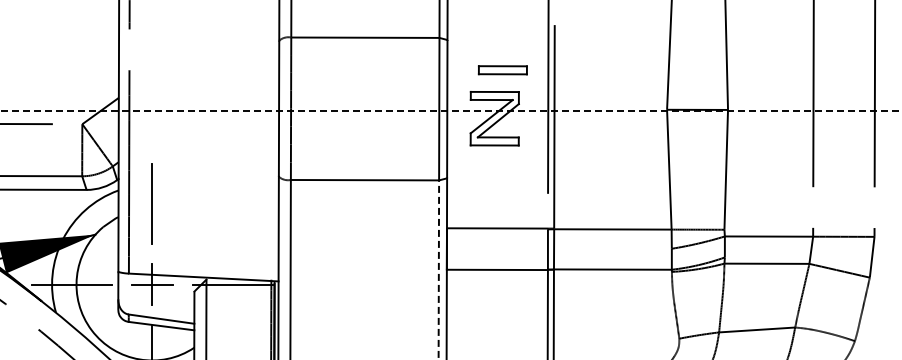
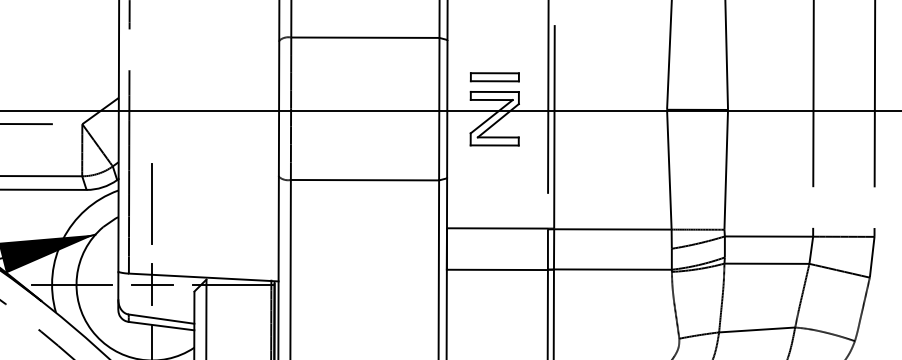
part position: (502, 70) -> (494, 77) (494, 77)
line: dashed -> solid (451, 110)
line: dashed -> solid (438, 270)
